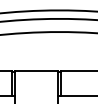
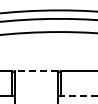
line: solid -> dashed (36, 71)
line: solid -> dashed (77, 96)
